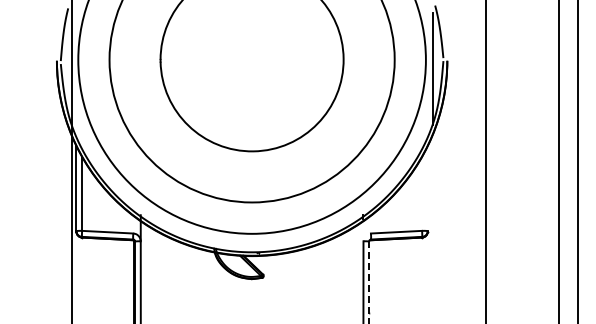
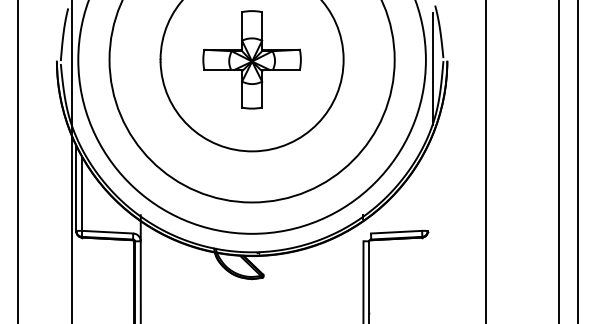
part: none -> present (251, 59)
line: none -> present (17, 161)
line: dashed -> solid (369, 282)
